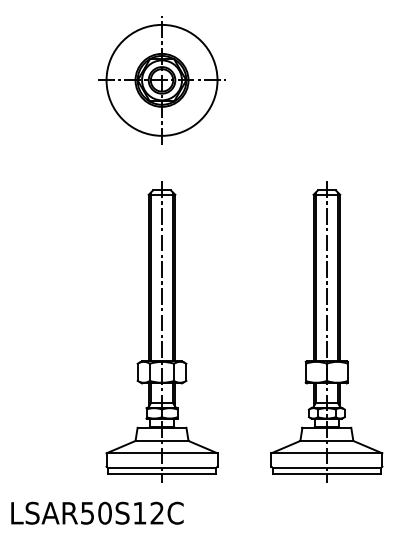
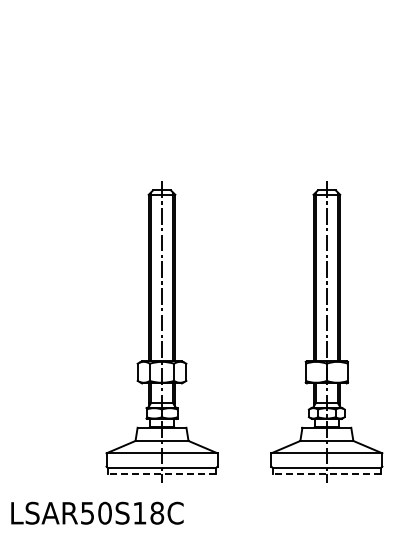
part: present -> none (161, 80)
line: solid -> dashed (161, 474)
line: solid -> dashed (326, 474)
text: LSAR50S12C -> LSAR50S18C (157, 512)
